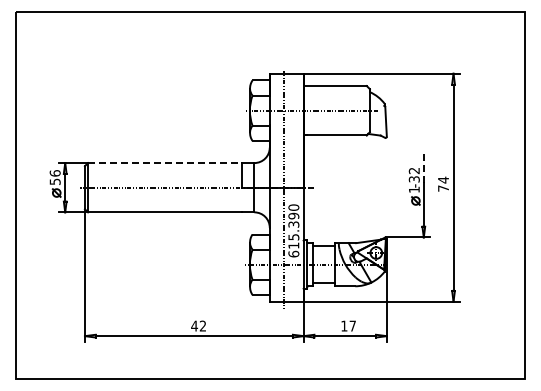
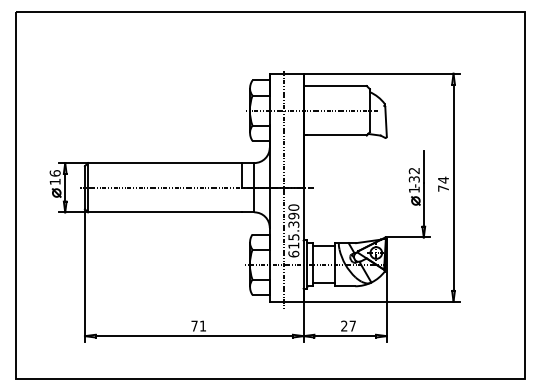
line: dashed -> solid (165, 163)
line: dashed -> solid (423, 166)
text: 56 -> 16 (54, 181)
text: 42 -> 71 (198, 325)
text: 17 -> 27 (344, 325)
